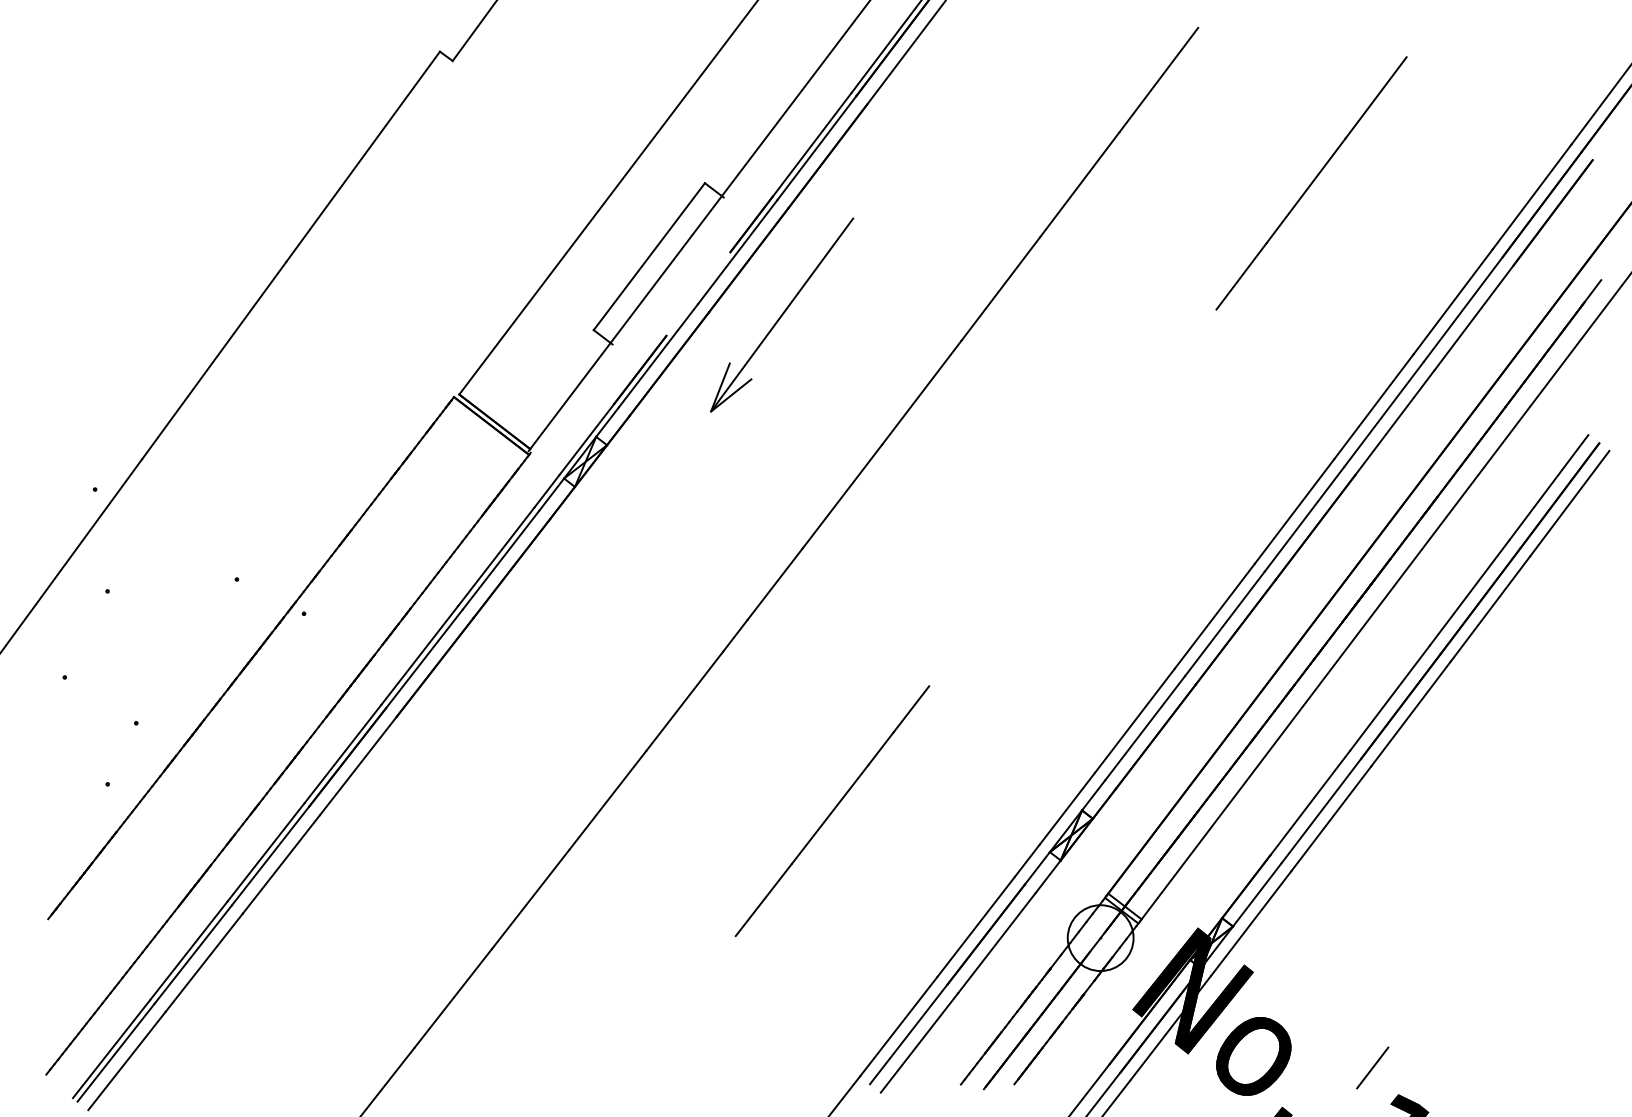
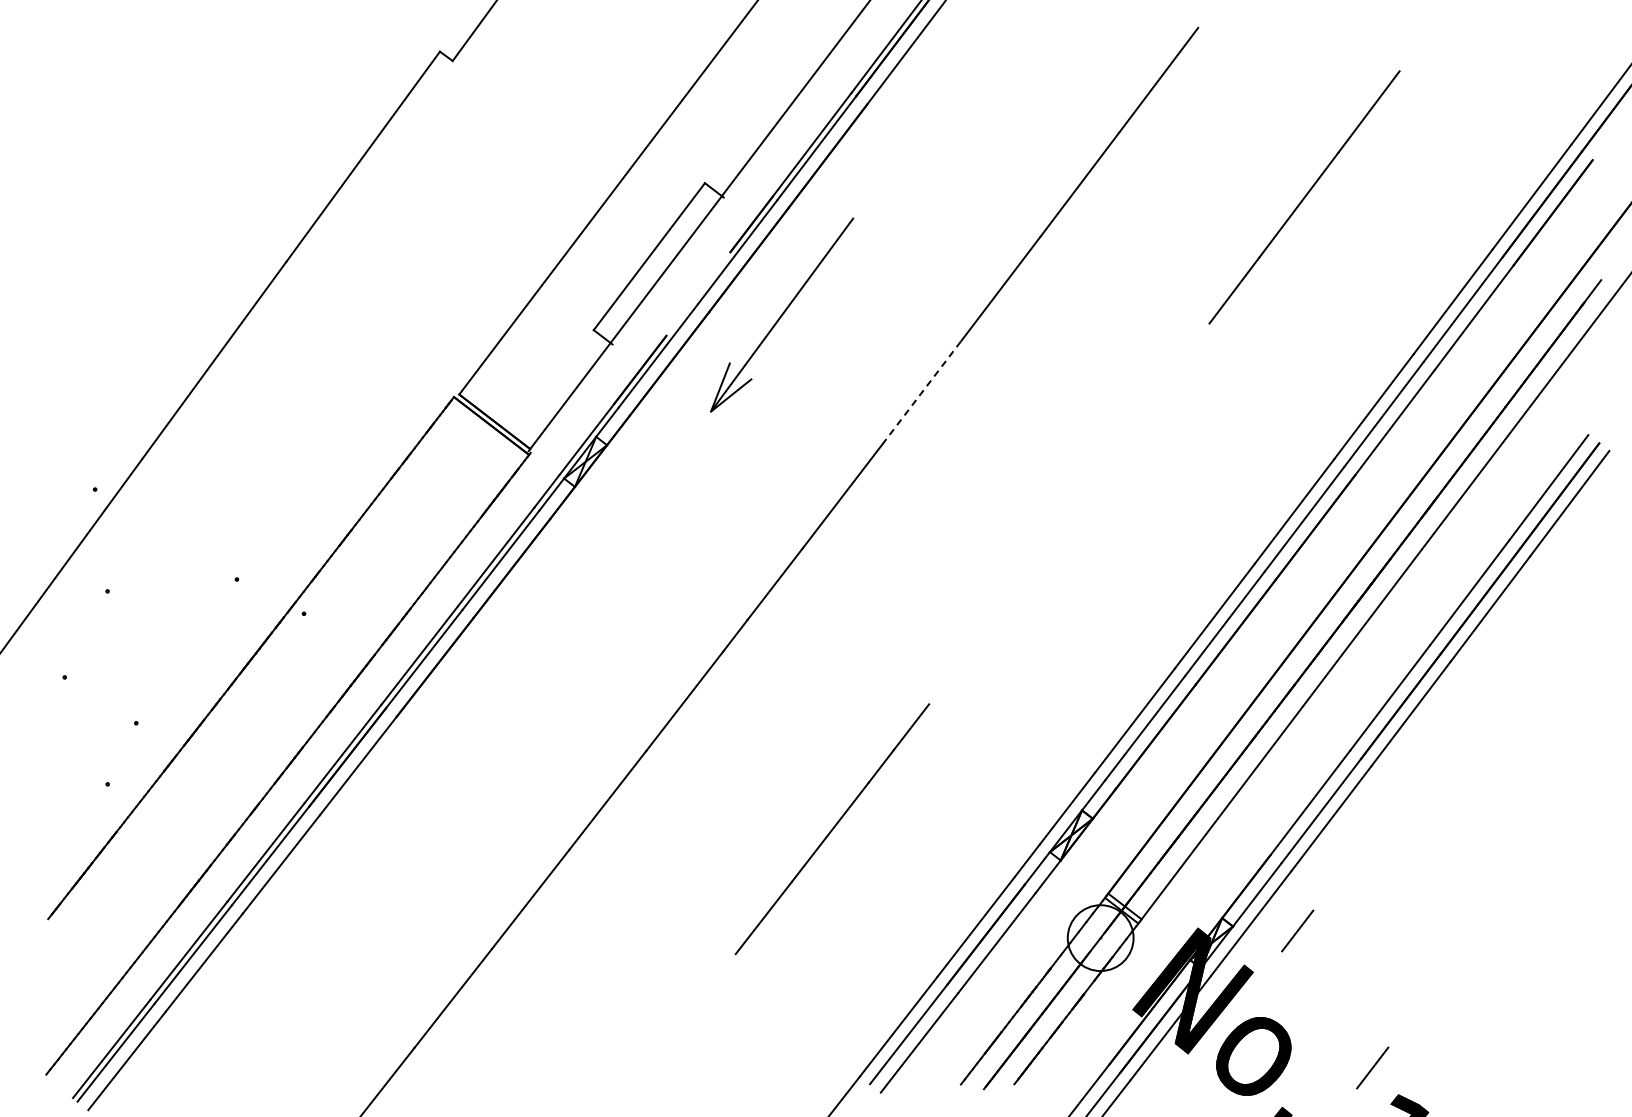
line position: (1311, 183) -> (1304, 197) (1304, 197)
line: solid -> dashed (922, 392)
line position: (832, 811) -> (832, 829) (832, 829)
line: none -> present (1297, 930)
